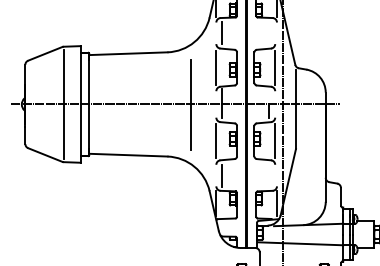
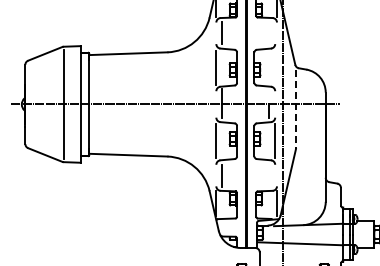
line: present -> none (275, 67)
line: present -> none (190, 105)
line: solid -> dashed (295, 109)
